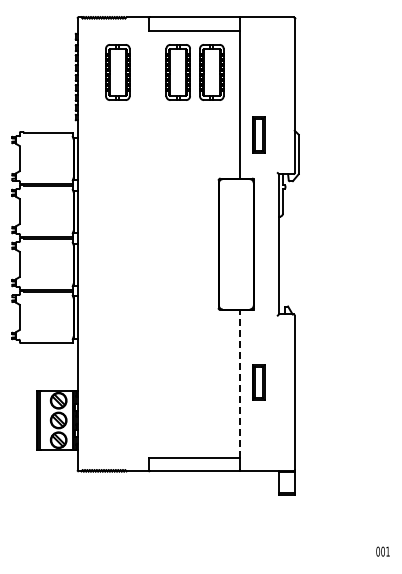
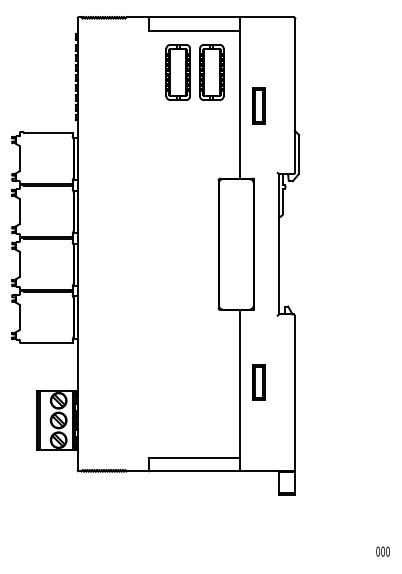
part: present -> none (117, 72)
part position: (258, 134) -> (258, 105) (258, 105)
line: dashed -> solid (239, 383)
text: 001 -> 000 (387, 551)
